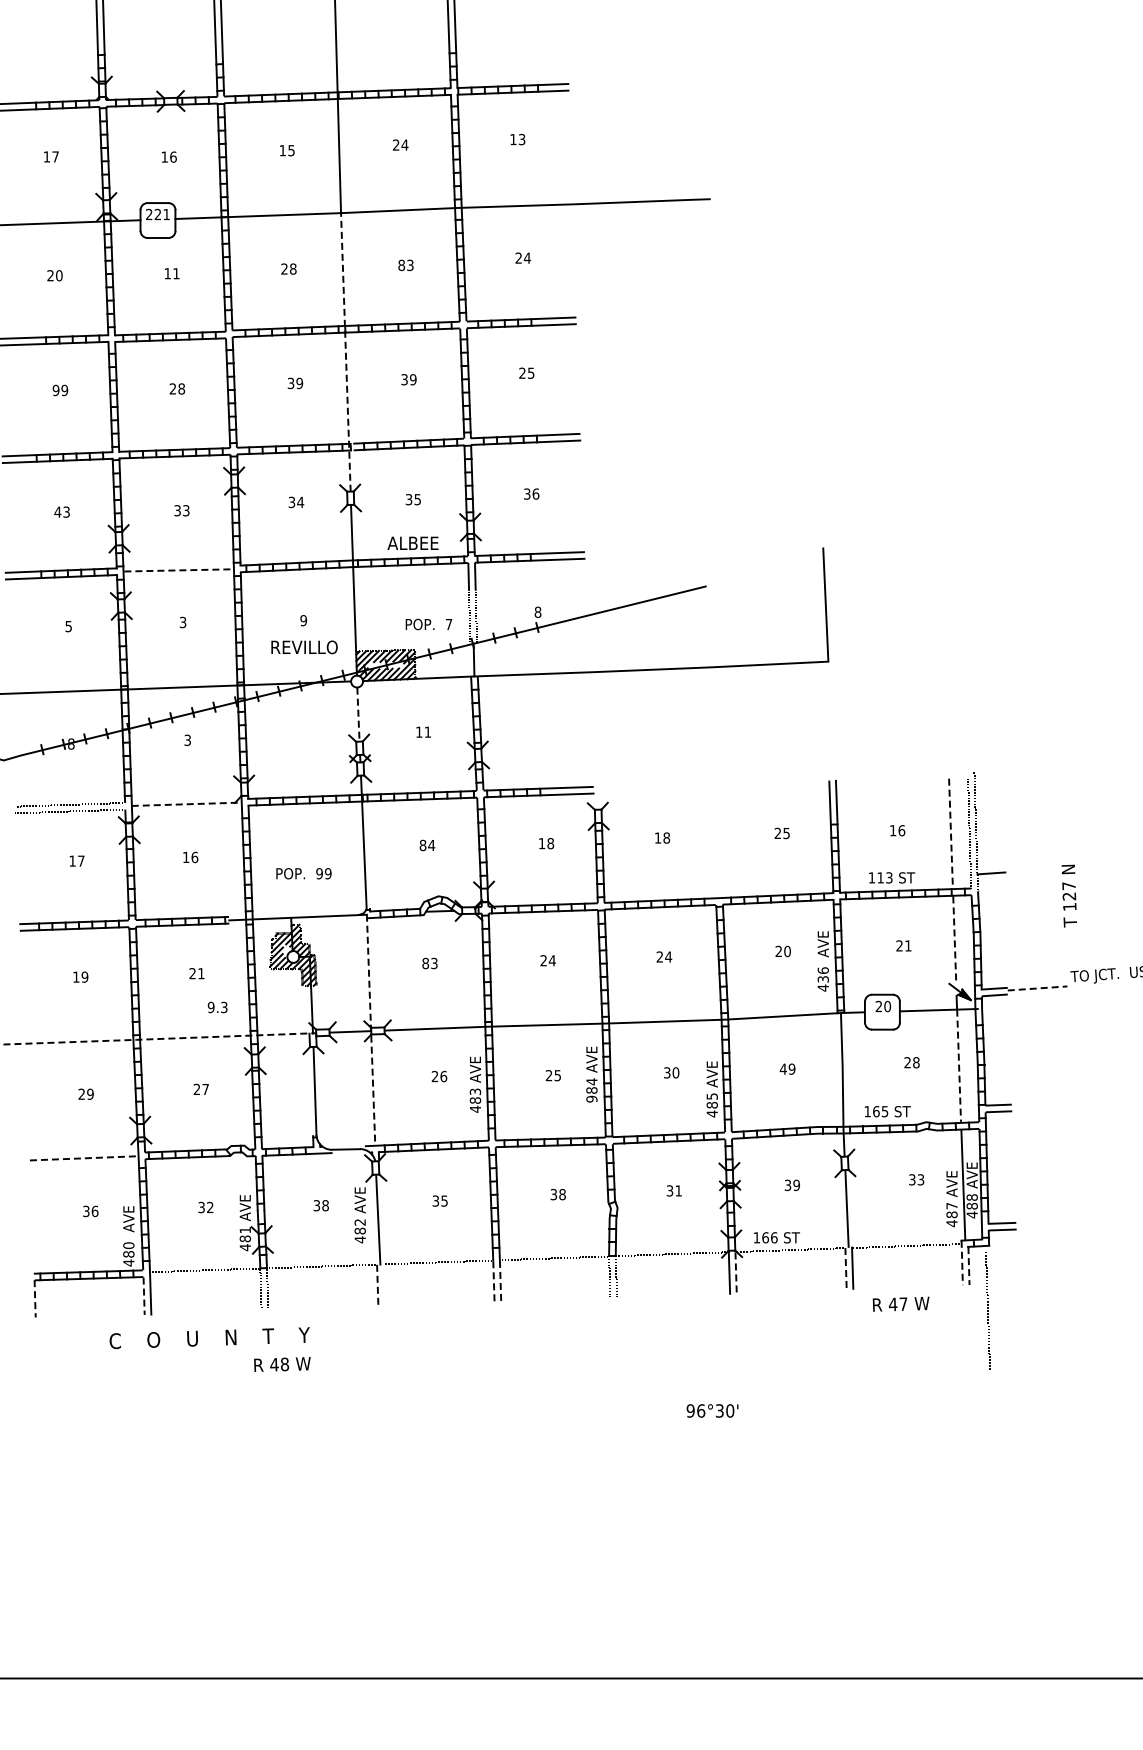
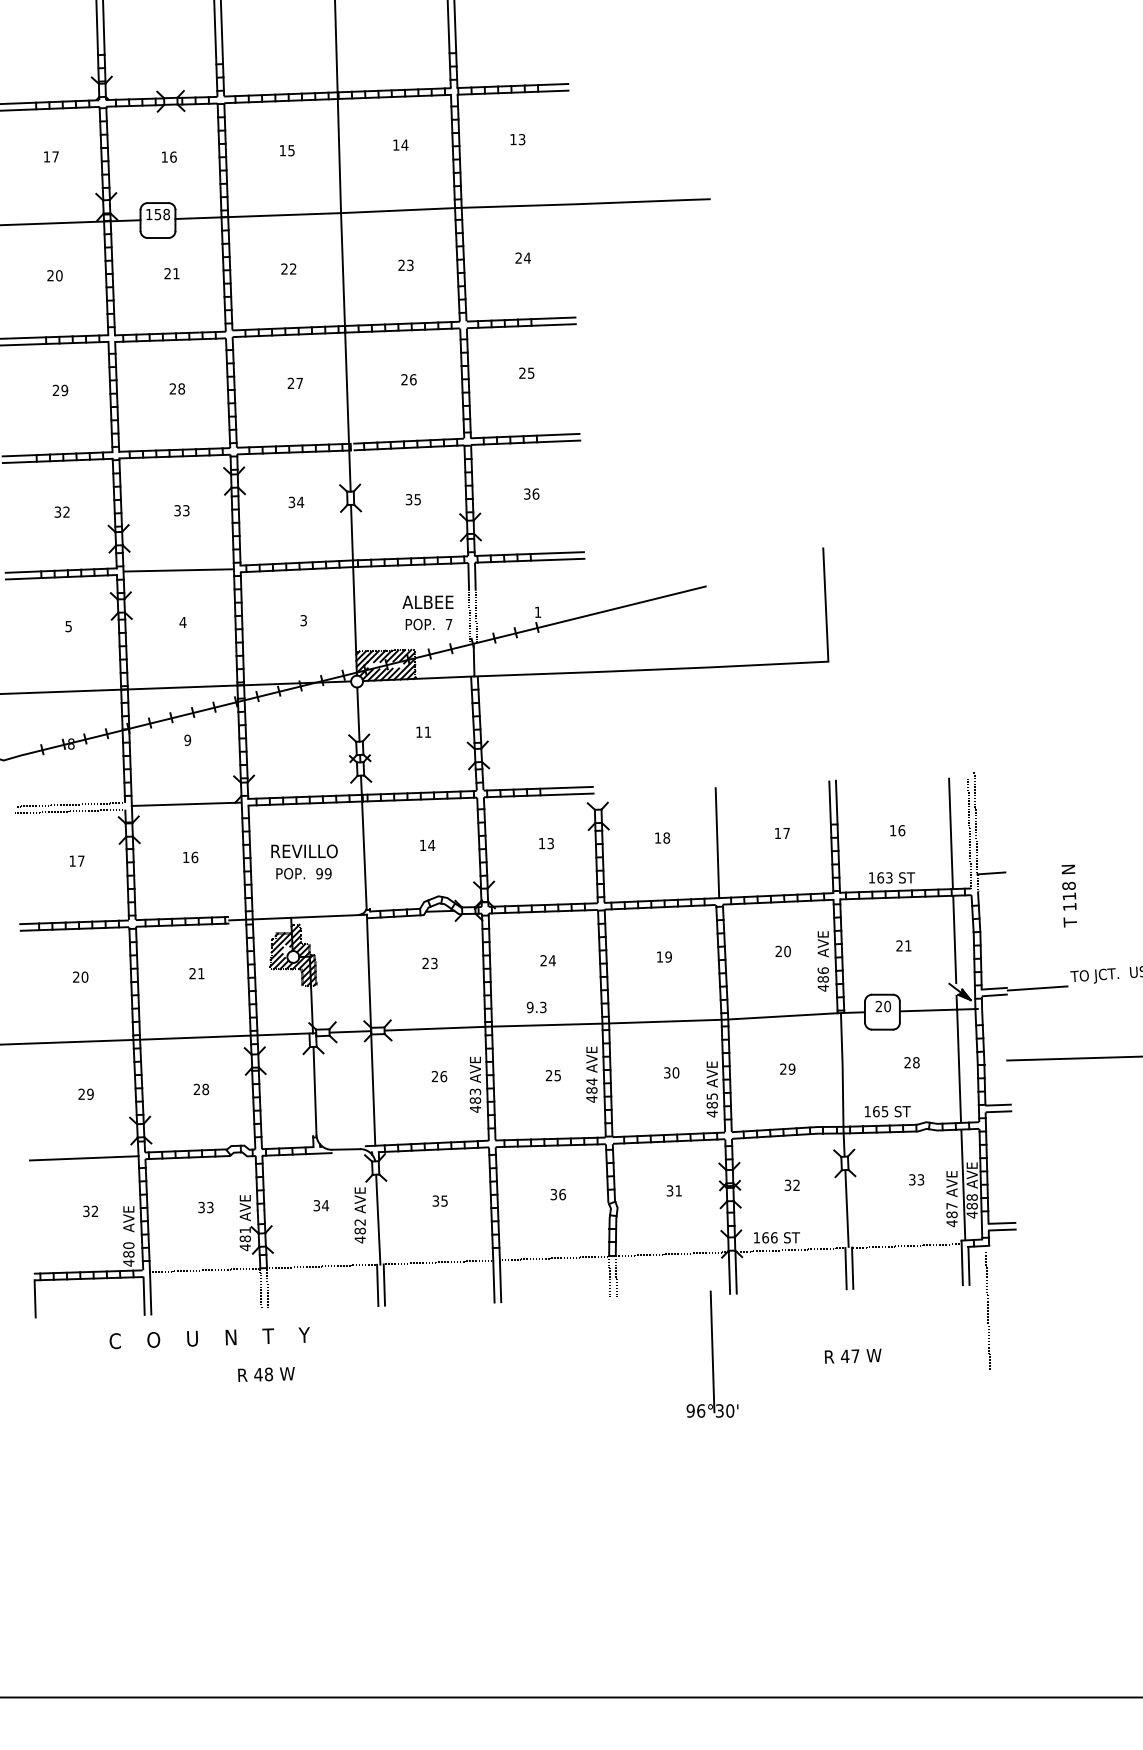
text: 24 -> 14 (396, 144)
text: 221 -> 158 (157, 214)
text: 83 -> 23 (401, 265)
text: 28 -> 22 (293, 268)
text: 11 -> 21 (167, 273)
line: dashed -> solid (345, 351)
text: 39 -> 26 (408, 379)
text: 39 -> 27 (295, 383)
text: 99 -> 29 (55, 390)
text: 43 -> 32 (61, 511)
text position: (412, 542) -> (427, 601) (427, 601)
line: dashed -> solid (179, 570)
text: 8 -> 1 (537, 611)
text: 9 -> 3 (303, 620)
text: 3 -> 4 (182, 622)
text position: (304, 647) -> (304, 851) (304, 851)
line: dashed -> solid (358, 715)
text: 3 -> 9 (187, 739)
line: dashed -> solid (186, 804)
text: 25 -> 17 (781, 833)
line: dashed -> solid (950, 833)
text: 18 -> 13 (550, 843)
line: none -> present (717, 843)
text: 84 -> 14 (422, 845)
text: 113 -> 163 (880, 877)
text: 127 -> 118 (1069, 890)
line: dashed -> solid (954, 940)
text: 24 -> 19 (664, 956)
text: 83 -> 23 (425, 963)
text: 19 -> 20 (80, 976)
text: 436 -> 486 (822, 979)
line: dashed -> solid (1037, 988)
text position: (217, 1007) -> (536, 1007) (536, 1007)
line: dashed -> solid (371, 1030)
line: dashed -> solid (157, 1039)
line: none -> present (1073, 1058)
line: dashed -> solid (959, 1066)
text: 49 -> 29 (782, 1068)
text: 27 -> 28 (205, 1089)
text: 984 -> 484 (591, 1098)
line: dashed -> solid (84, 1158)
text: 39 -> 32 (796, 1185)
text: 38 -> 36 (562, 1194)
text: 38 -> 34 (325, 1205)
text: 32 -> 33 (210, 1207)
text: 36 -> 32 (94, 1211)
line: dashed -> solid (962, 1263)
line: dashed -> solid (968, 1266)
line: dashed -> solid (846, 1268)
line: dashed -> solid (736, 1273)
line: dashed -> solid (493, 1281)
line: dashed -> solid (500, 1281)
line: none -> present (384, 1284)
line: dashed -> solid (377, 1285)
line: dashed -> solid (144, 1296)
line: dashed -> solid (35, 1298)
text position: (900, 1303) -> (852, 1355) (852, 1355)
line: none -> present (712, 1351)
text position: (282, 1364) -> (266, 1374) (266, 1374)
line position: (570, 1678) -> (570, 1697) (570, 1697)
